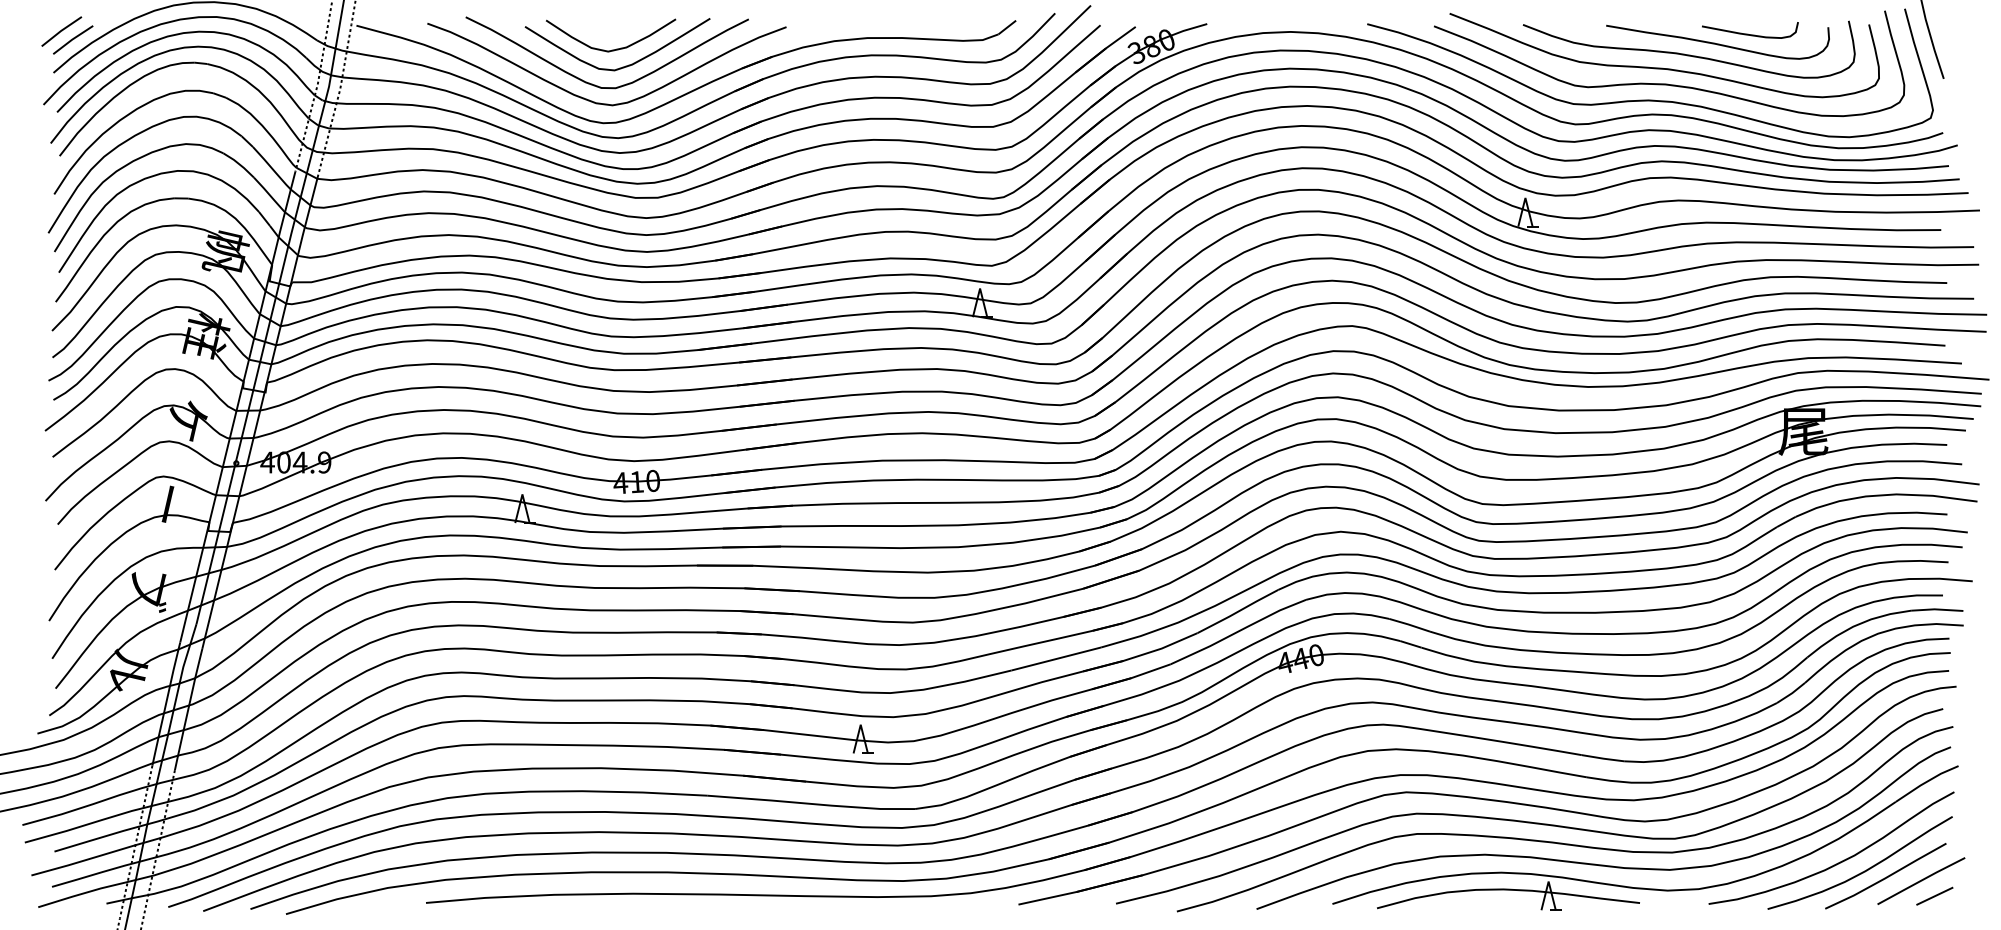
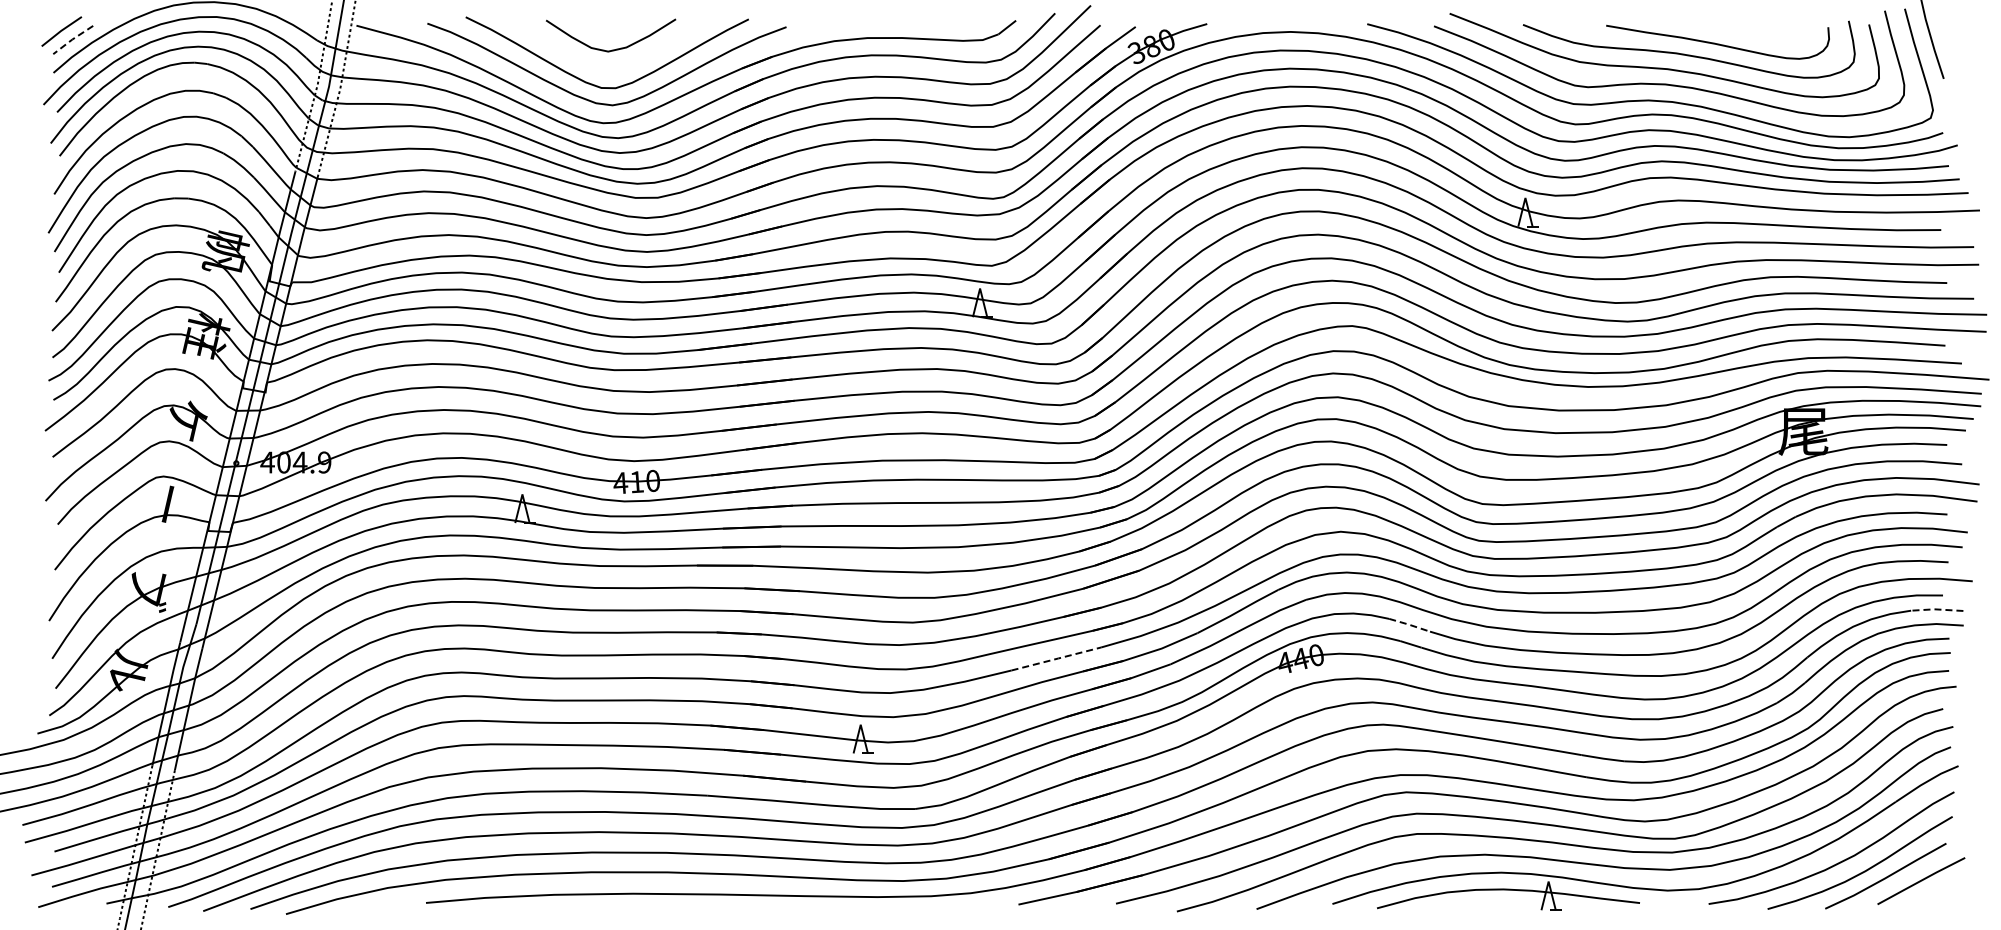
curve: present -> none (1748, 33)
line: solid -> dashed (72, 39)
curve: present -> none (625, 65)
line: solid -> dashed (1936, 609)
line: solid -> dashed (1409, 624)
line: solid -> dashed (1057, 658)
line: present -> none (1934, 895)
